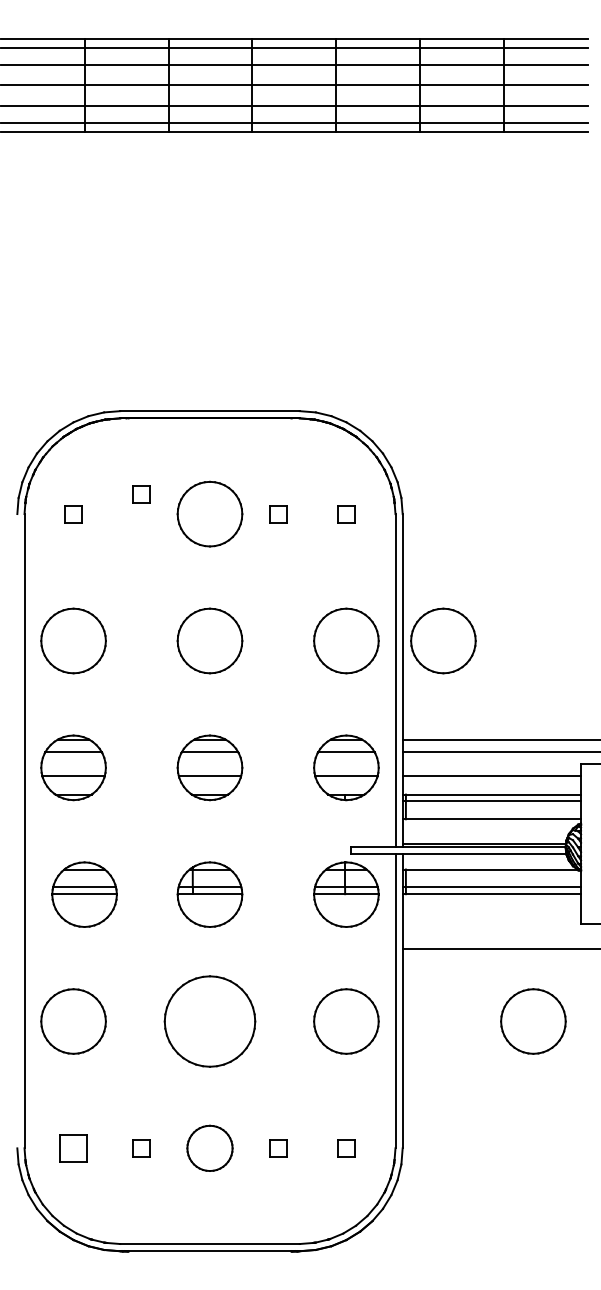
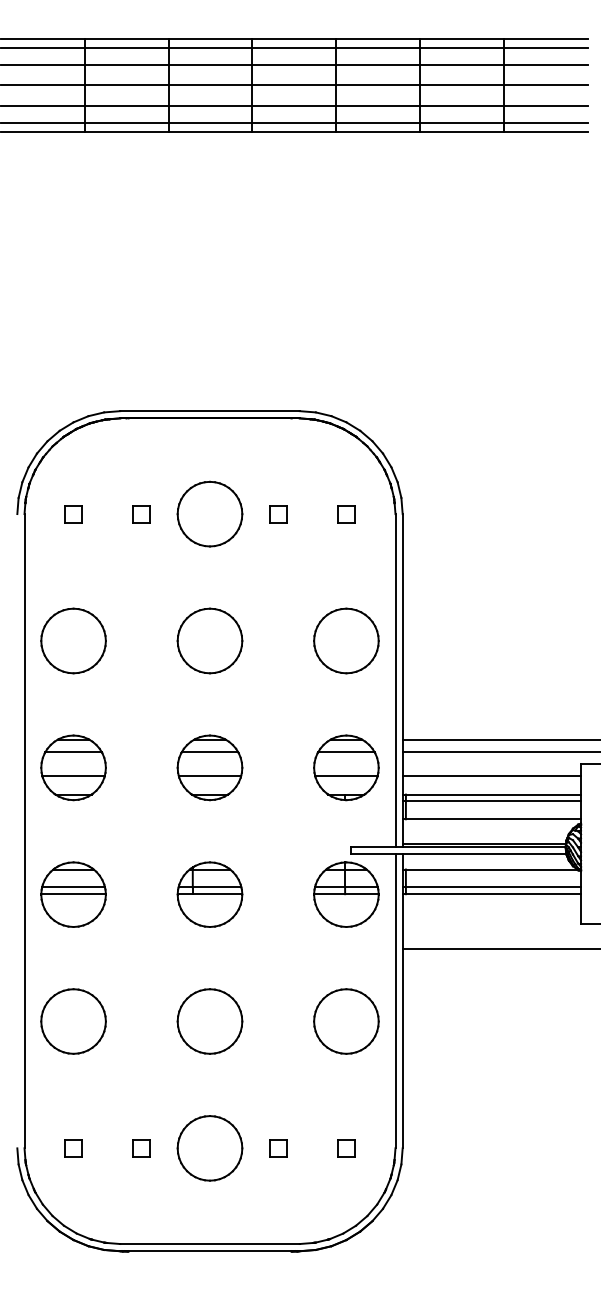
part position: (141, 494) -> (141, 514) (141, 514)
part: present -> none (443, 640)
part position: (84, 894) -> (73, 894) (73, 894)
part size: 94x93 px -> 68x67 px (209, 1021)
part: present -> none (533, 1021)
part size: 48x48 px -> 68x67 px (209, 1148)
part size: 29x29 px -> 19x19 px (73, 1148)
